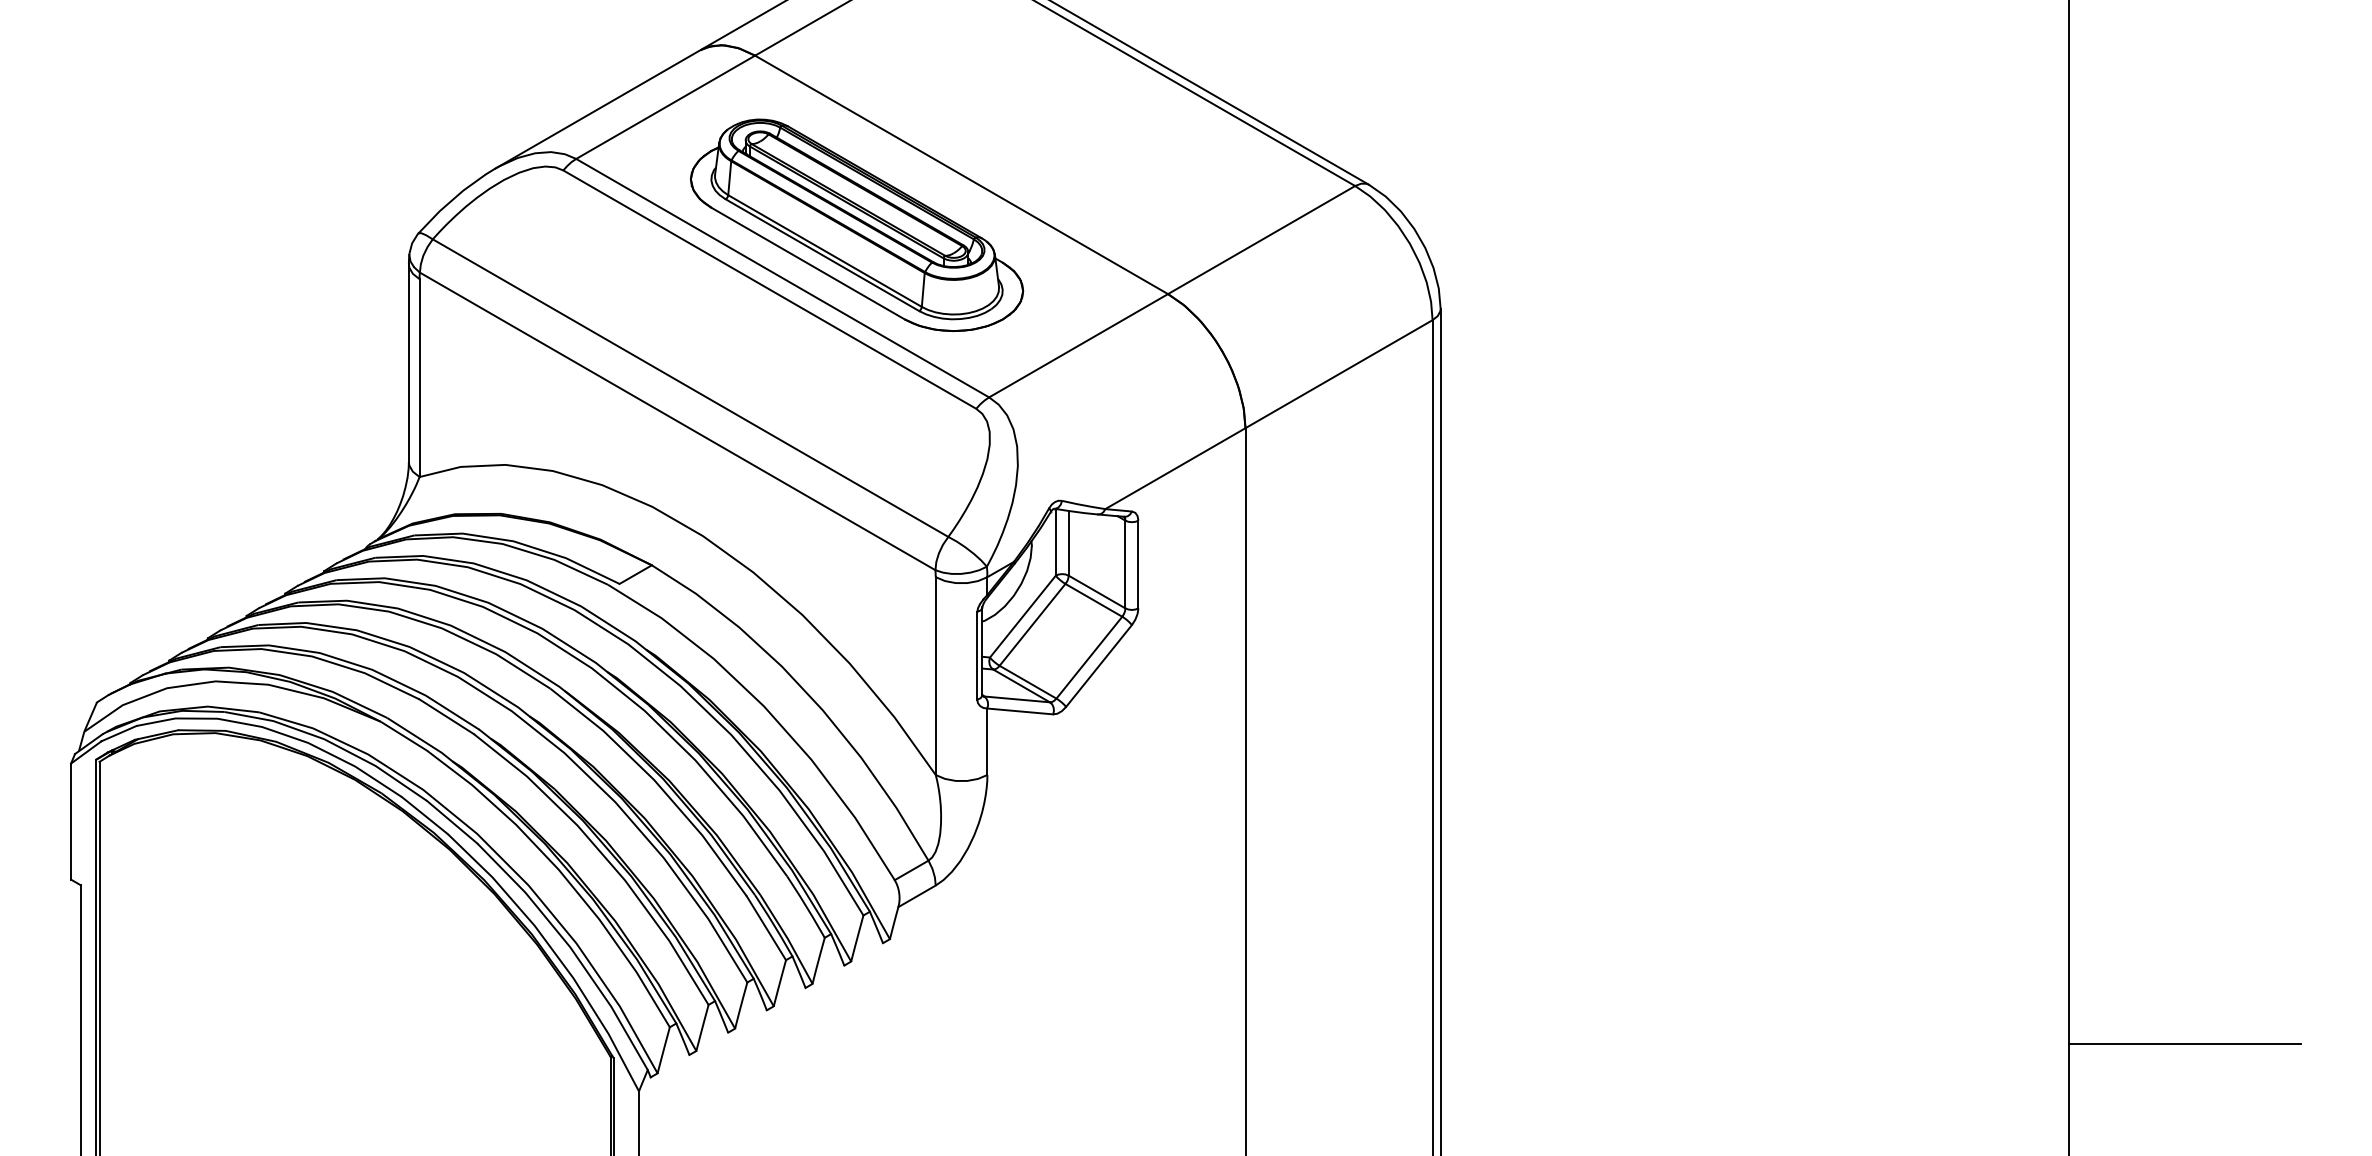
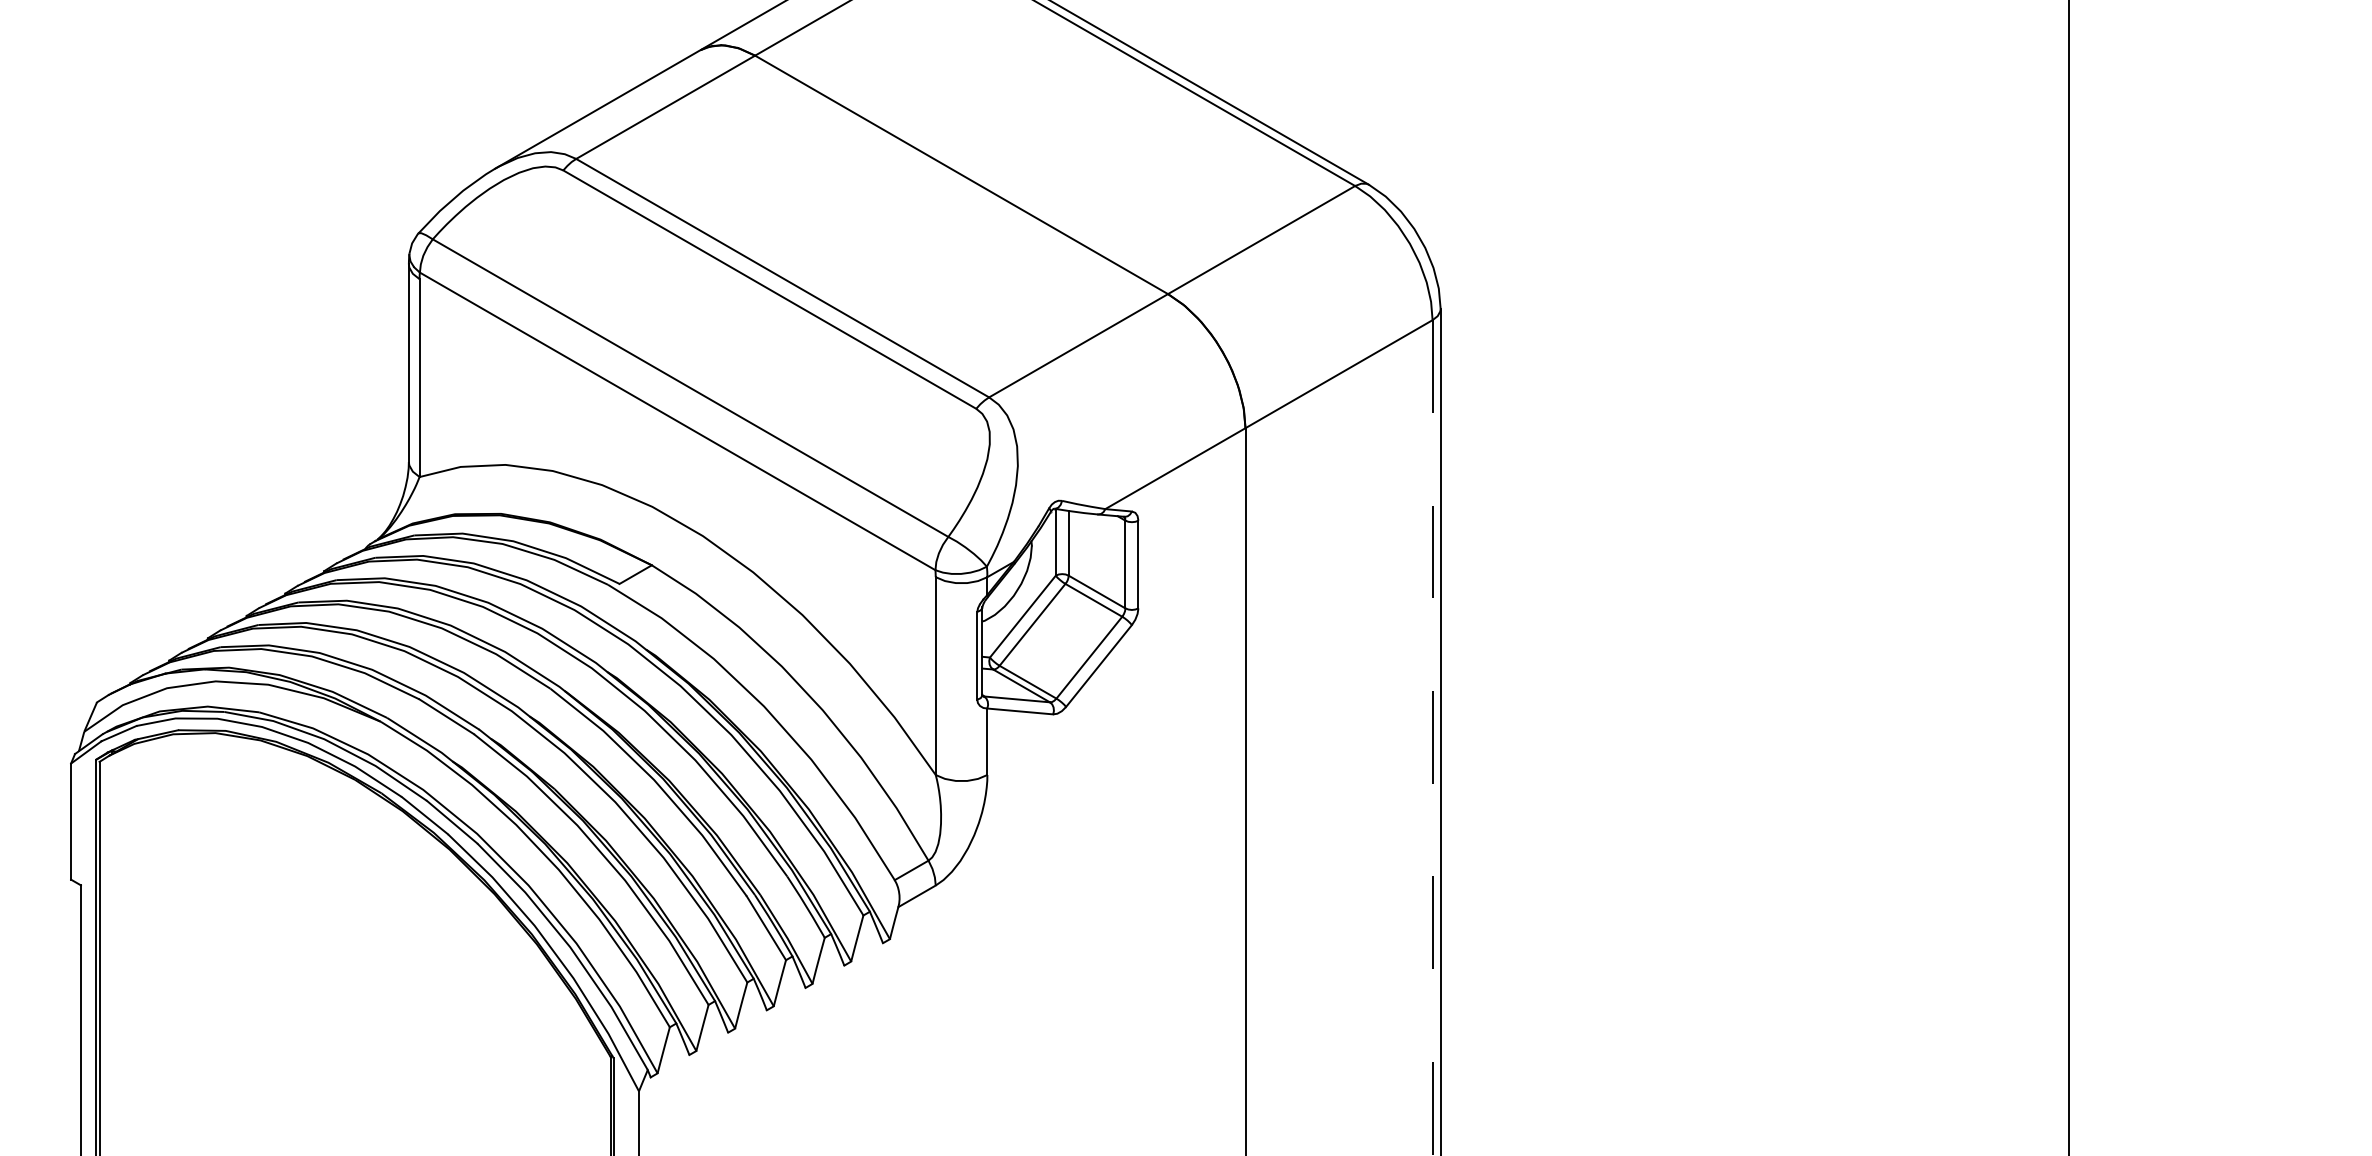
part: present -> none (857, 224)
line: solid -> dashed (1432, 737)
line: present -> none (2184, 1044)
